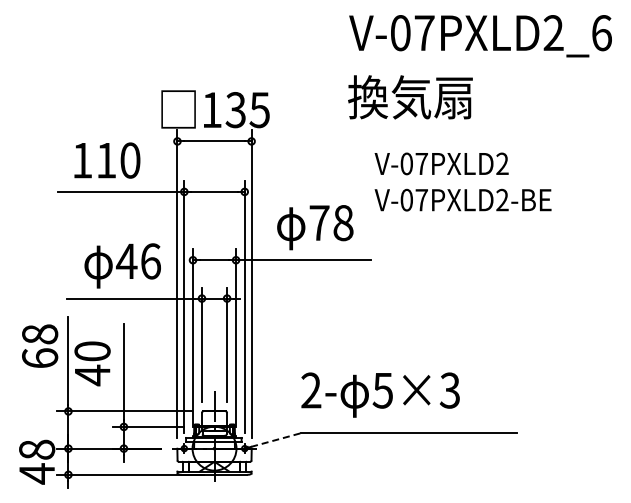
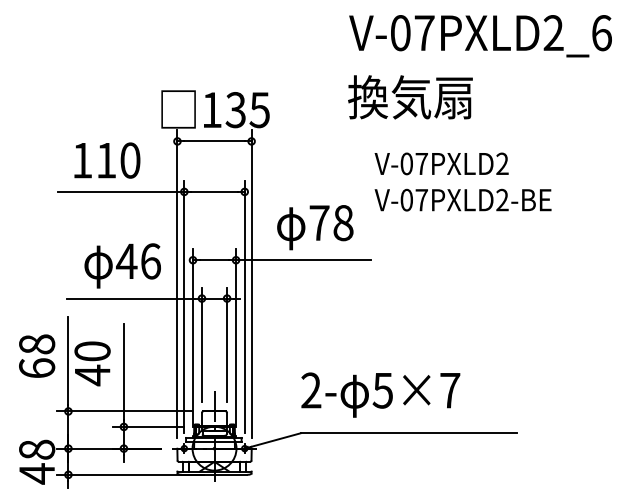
text position: (40, 345) -> (37, 355) (37, 355)
text: 5×3 -> 5×7 (449, 390)
line: dashed -> solid (275, 440)
